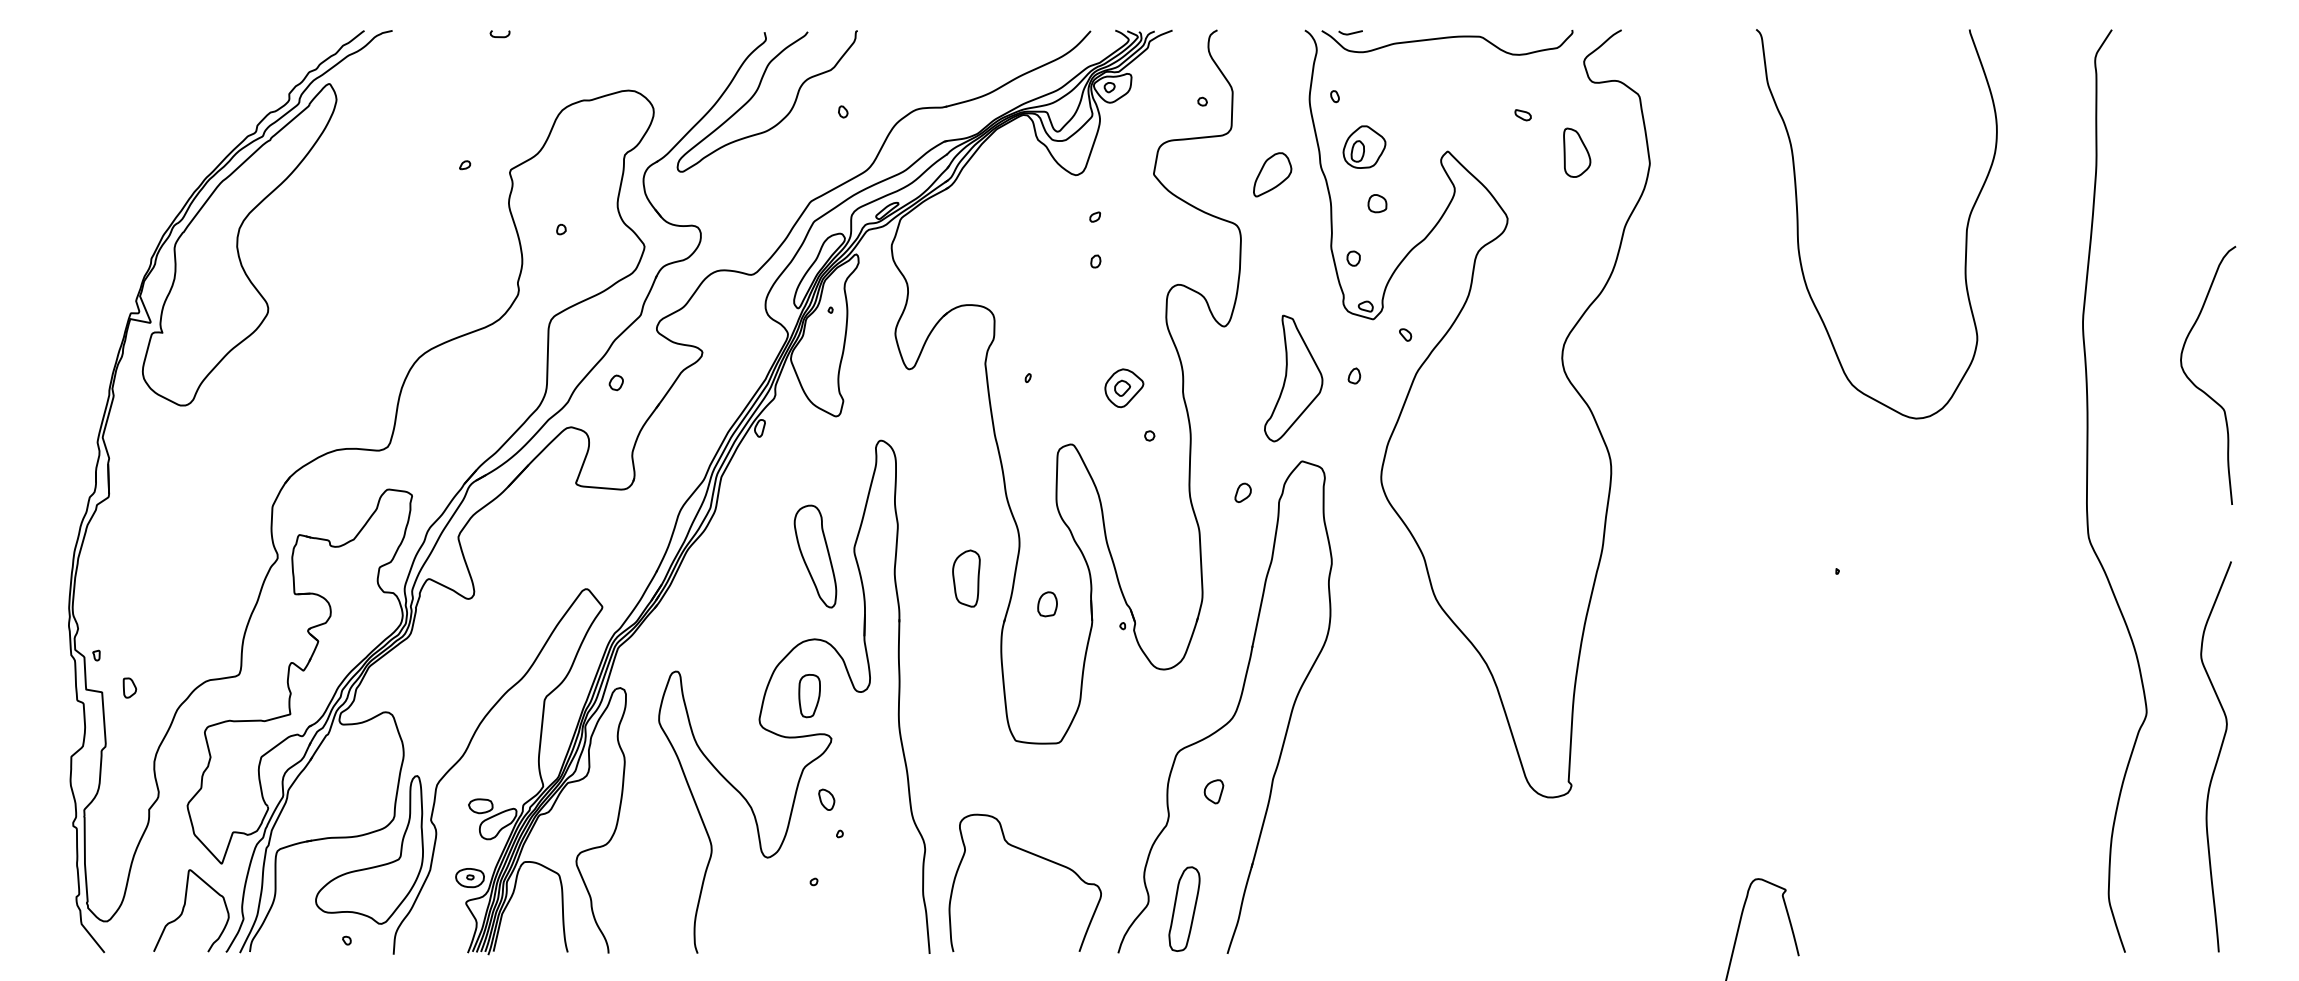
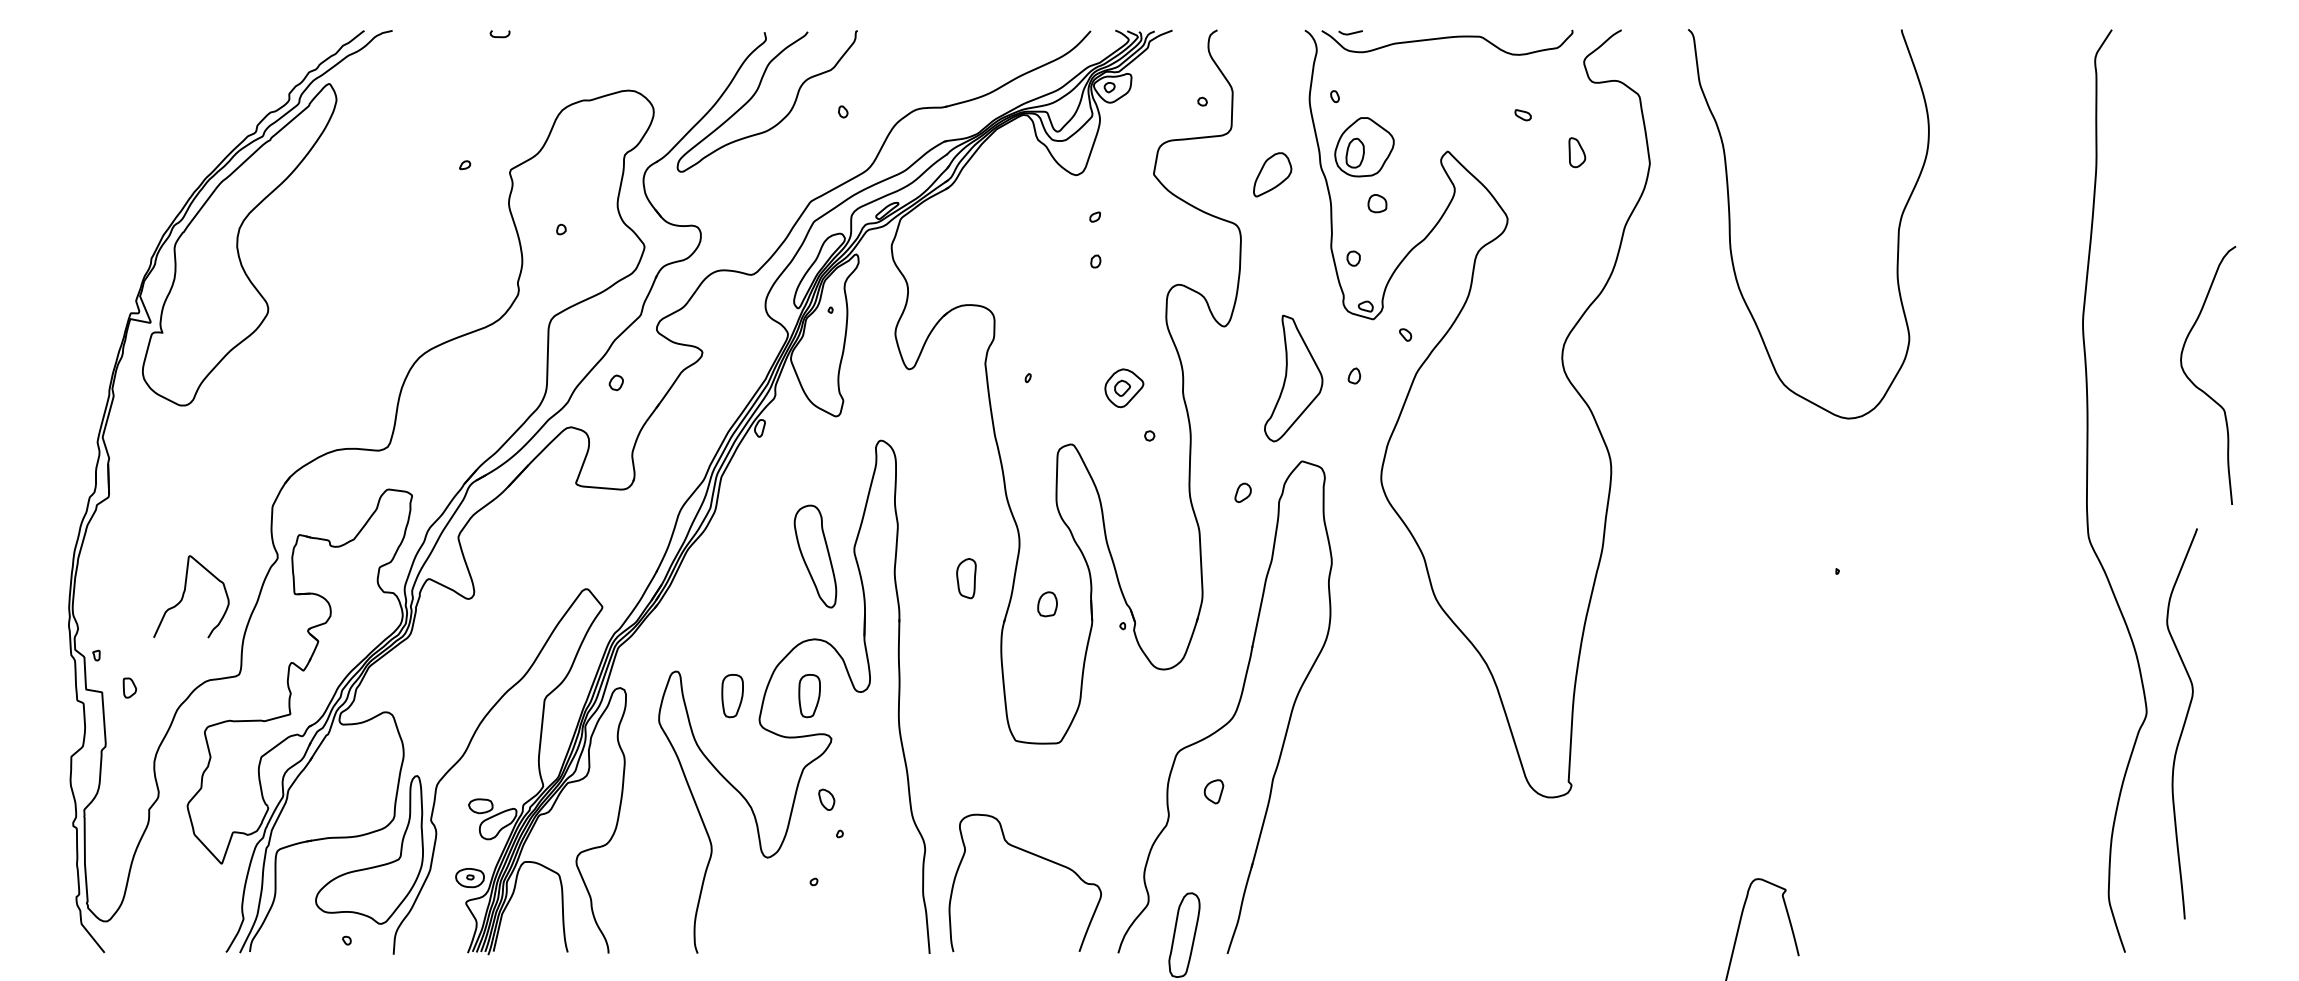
part size: 45x44 px -> 61x61 px (1364, 147)
part size: 29x51 px -> 19x32 px (1577, 152)
curve position: (1798, 224) -> (1730, 224) (1730, 224)
part size: 29x59 px -> 21x42 px (966, 578)
part: none -> present (732, 696)
curve position: (2217, 756) -> (2183, 723) (2183, 723)
curve position: (184, 908) -> (184, 594) (184, 594)
part position: (1184, 908) -> (1184, 934) (1184, 934)
